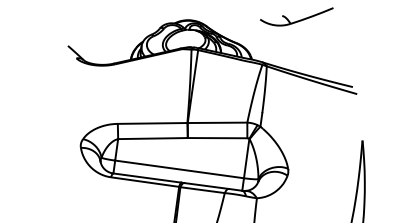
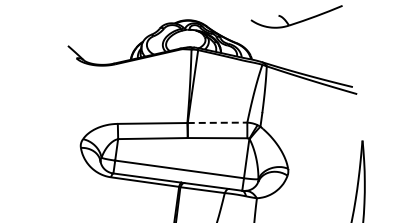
part size: 74x20 px -> 93x24 px (296, 16)
line: solid -> dashed (217, 122)
